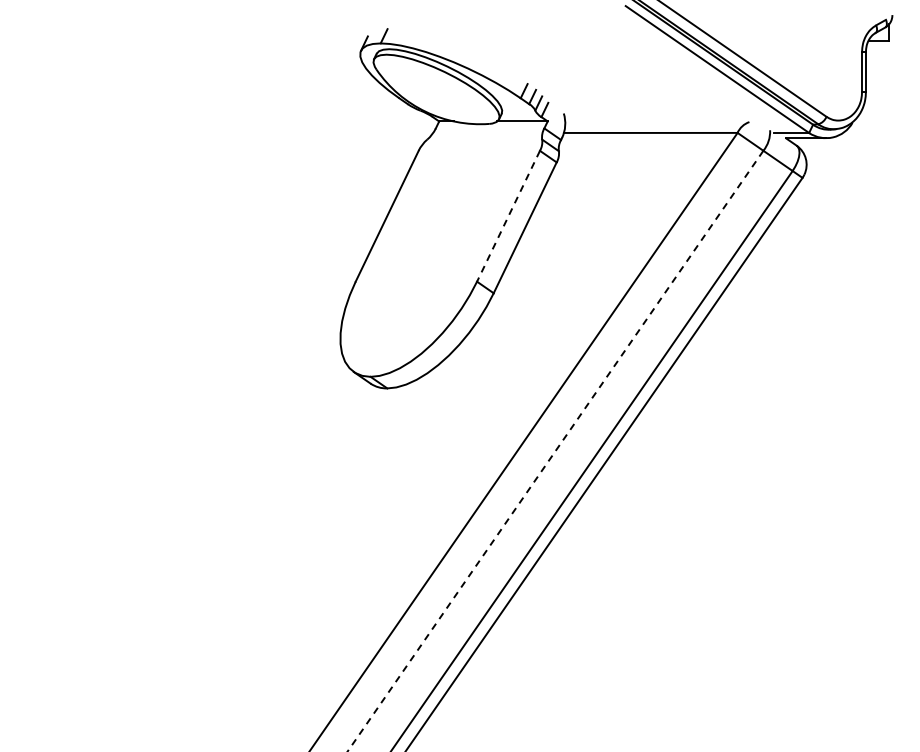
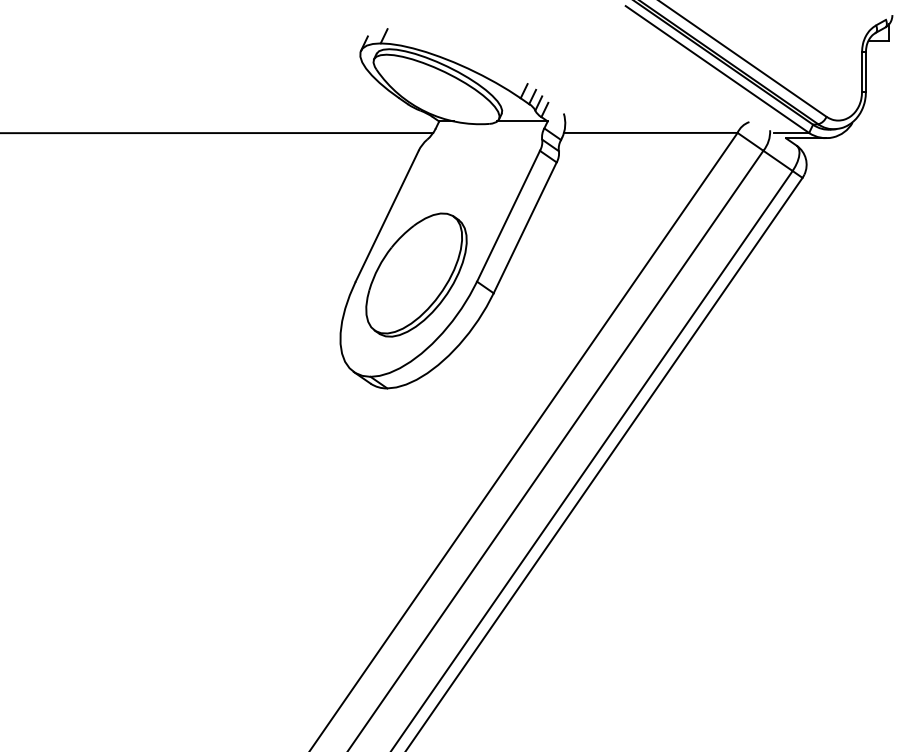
line: none -> present (217, 133)
line: dashed -> solid (508, 216)
part: none -> present (416, 274)
line: dashed -> solid (555, 451)
